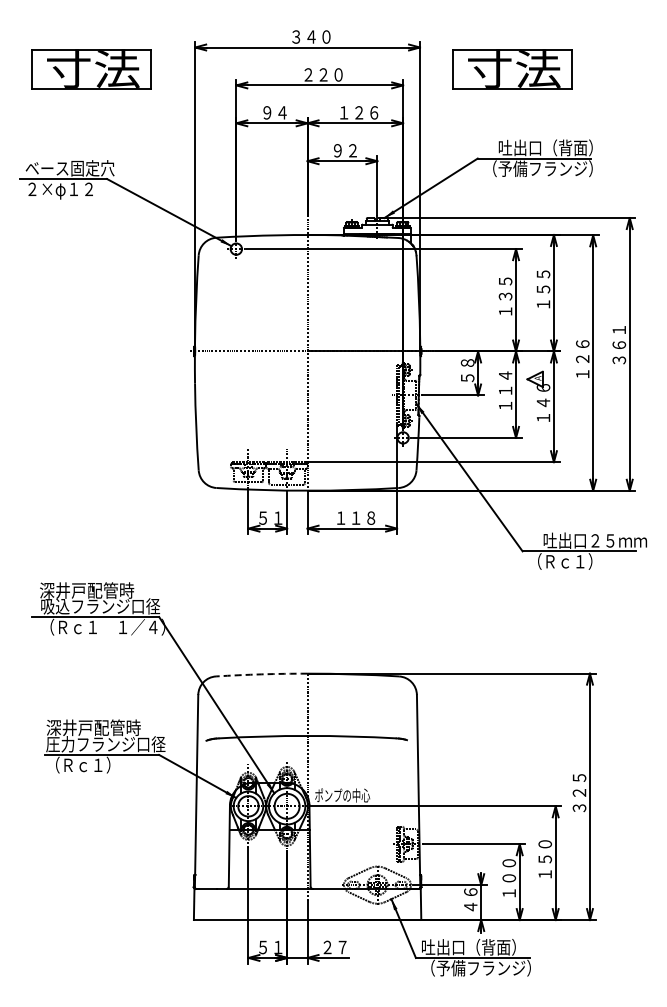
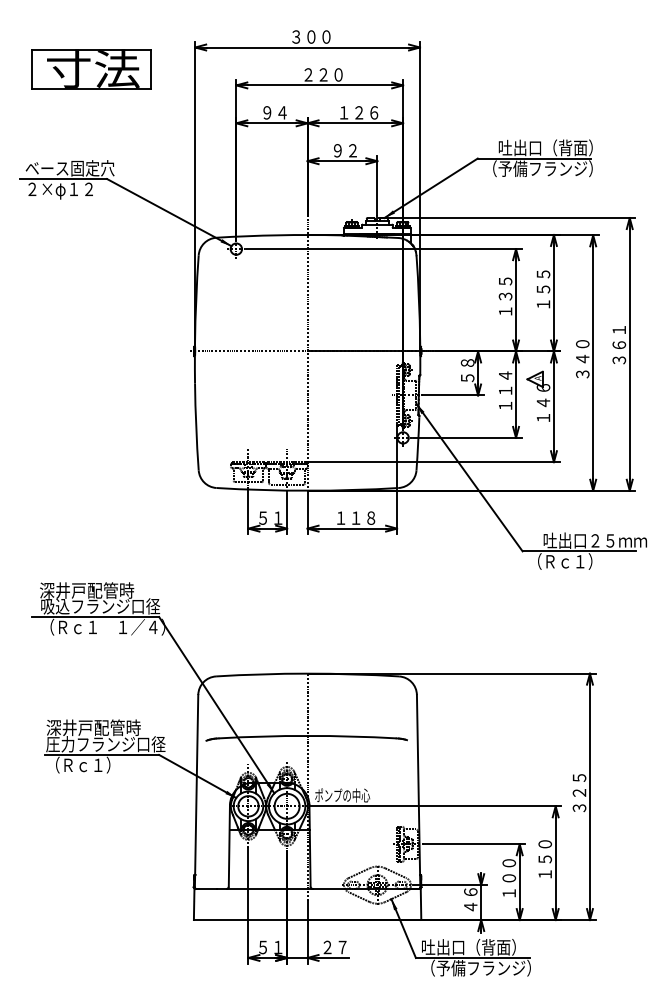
text: ３４０ -> ３００ (311, 36)
part: present -> none (512, 69)
text: １２６ -> ３４０ (582, 359)
arc: dashed -> solid (261, 674)
